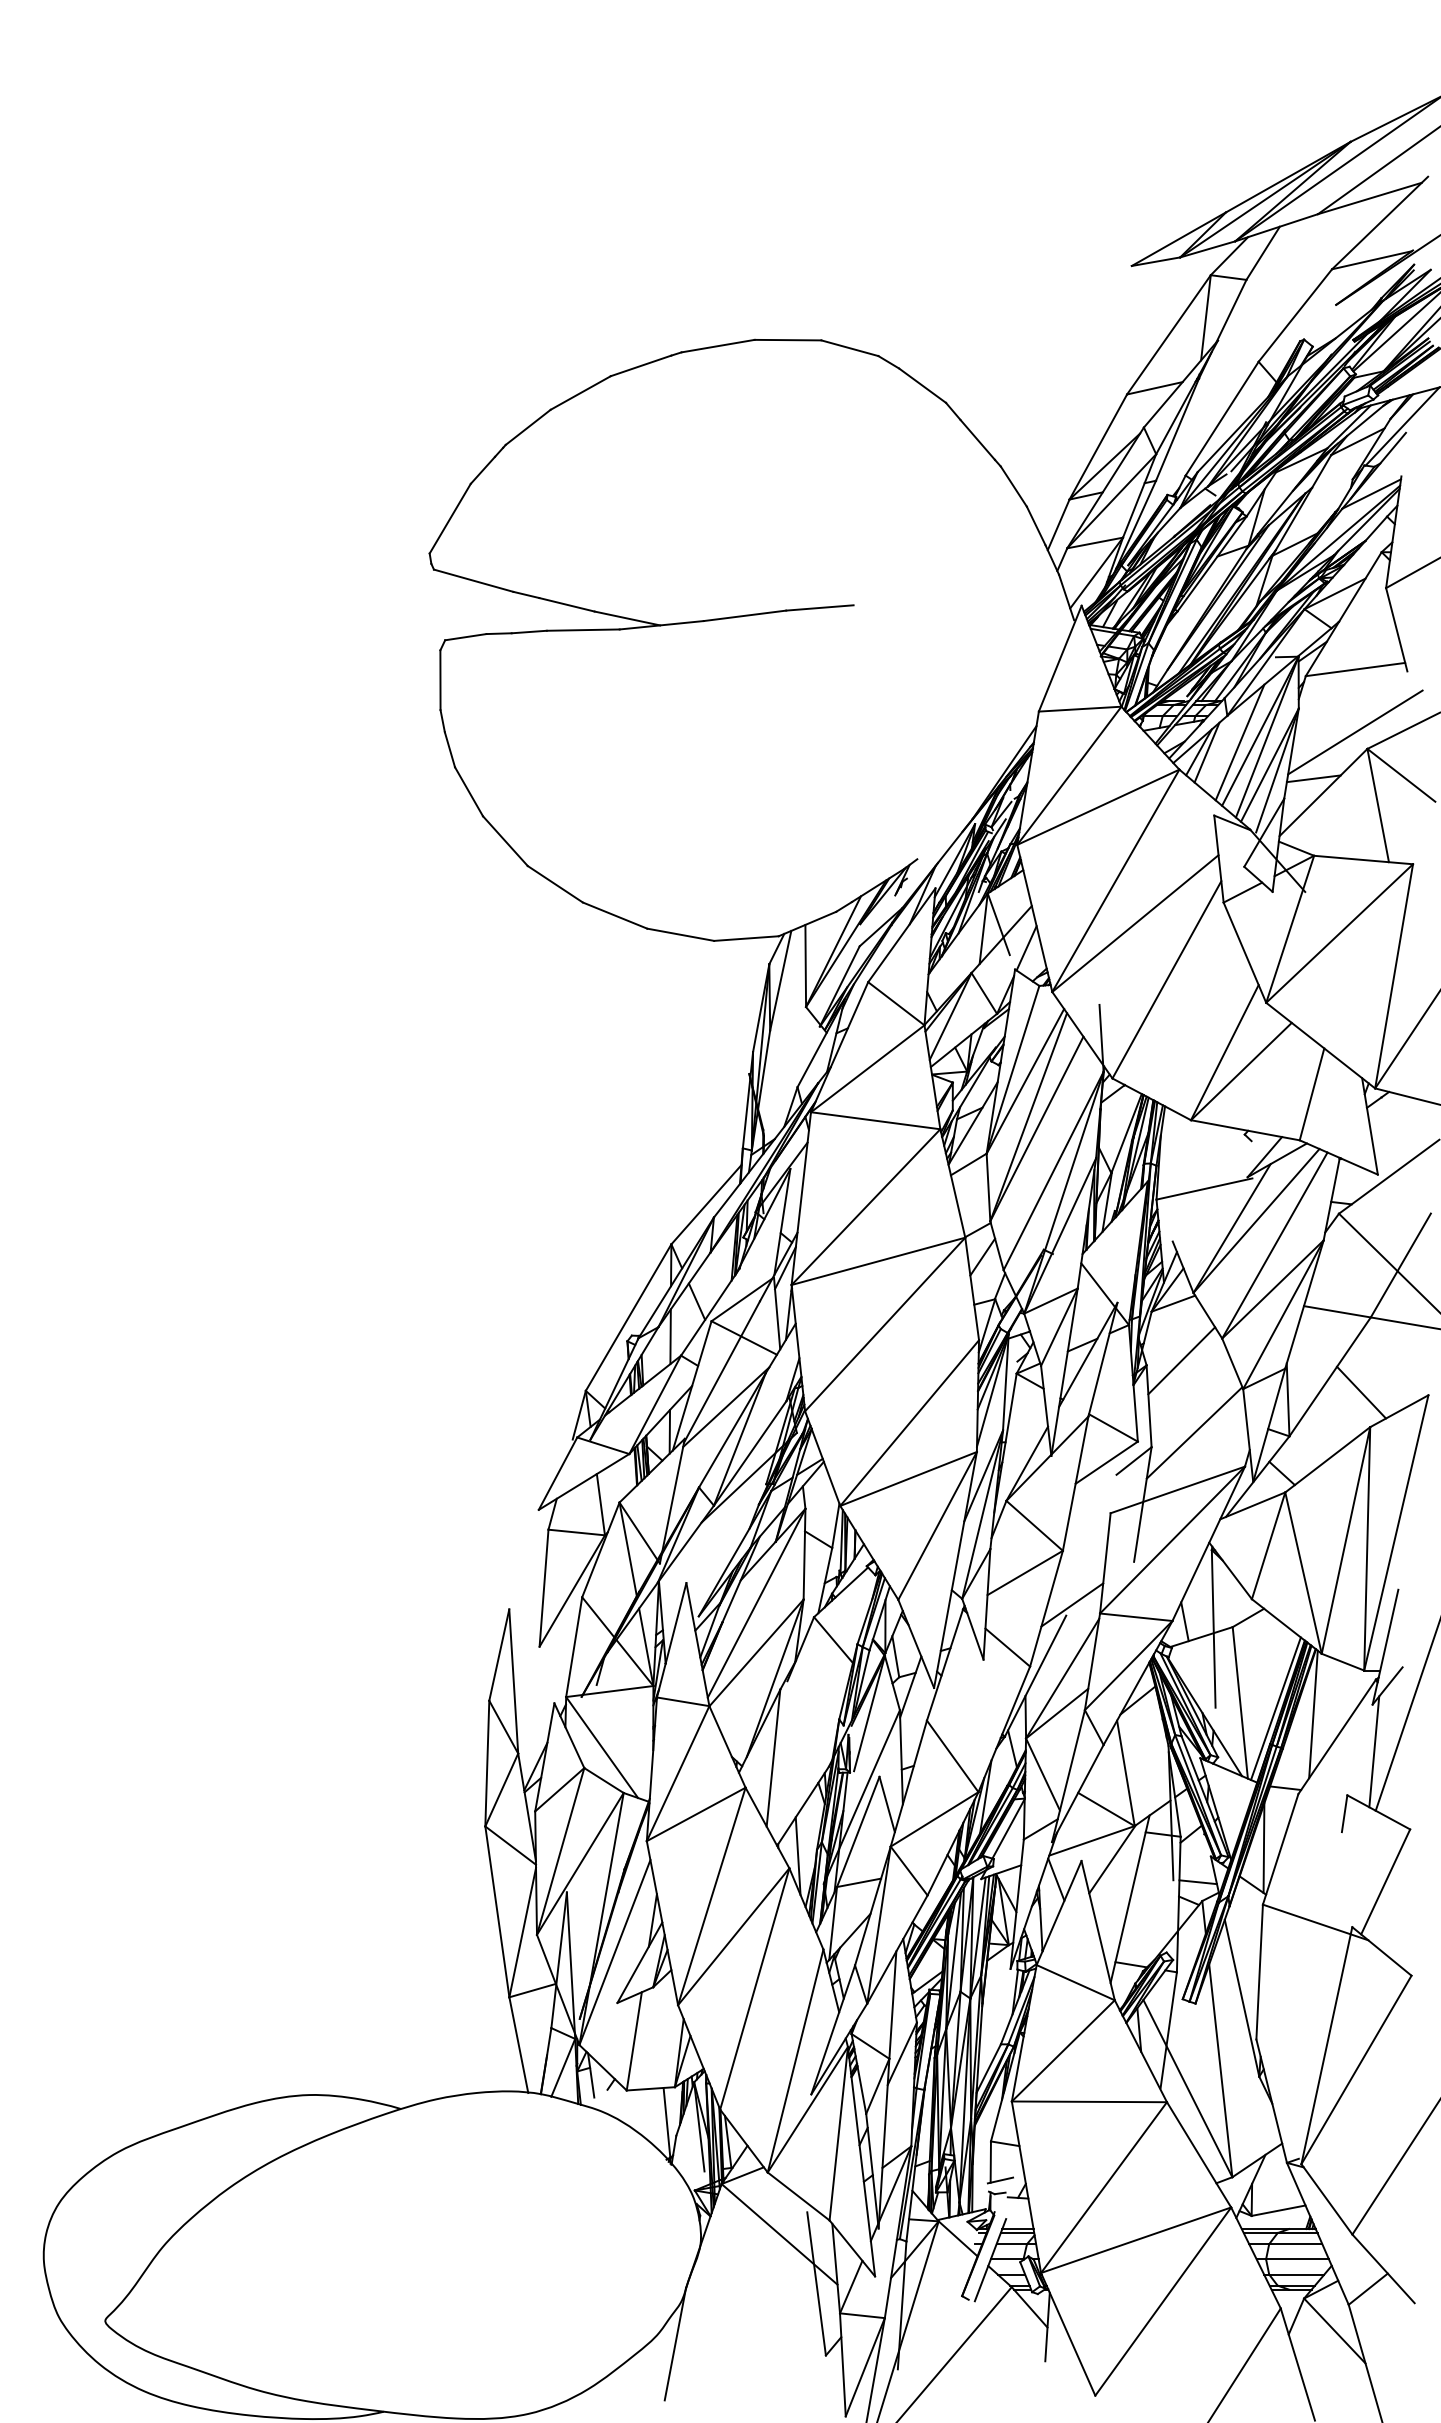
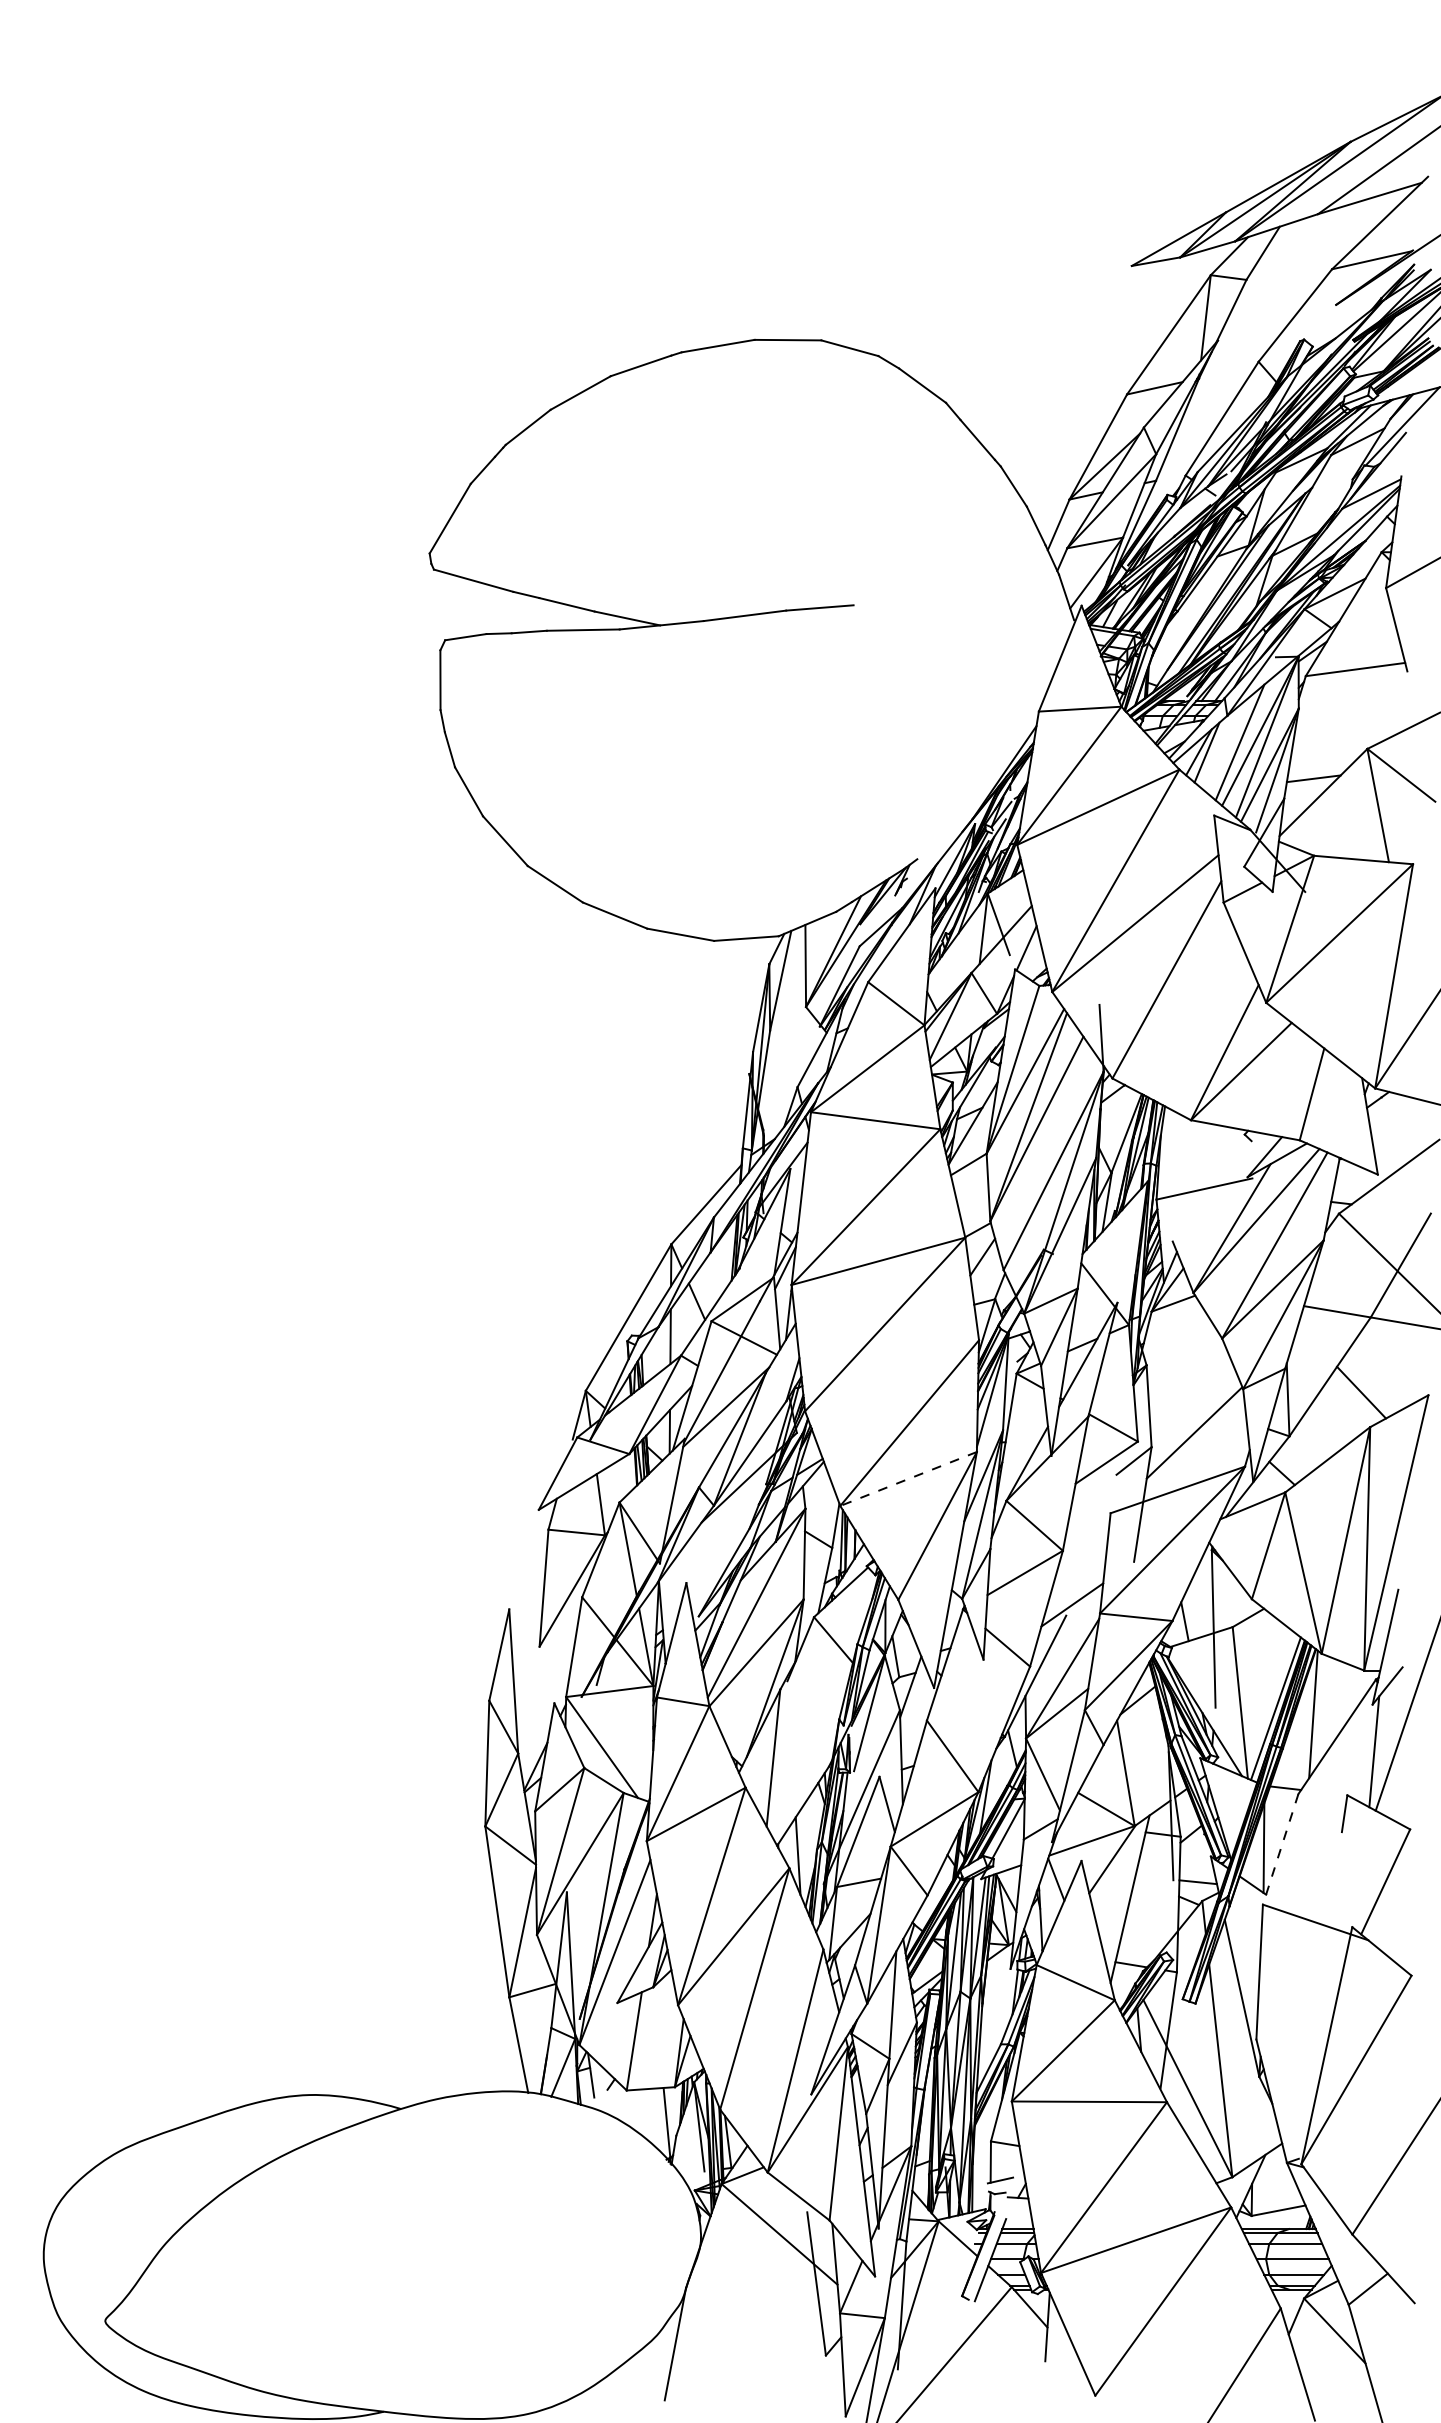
line: present -> none (1355, 732)
line: present -> none (1181, 1360)
line: solid -> dashed (908, 1479)
line: solid -> dashed (1280, 1849)
